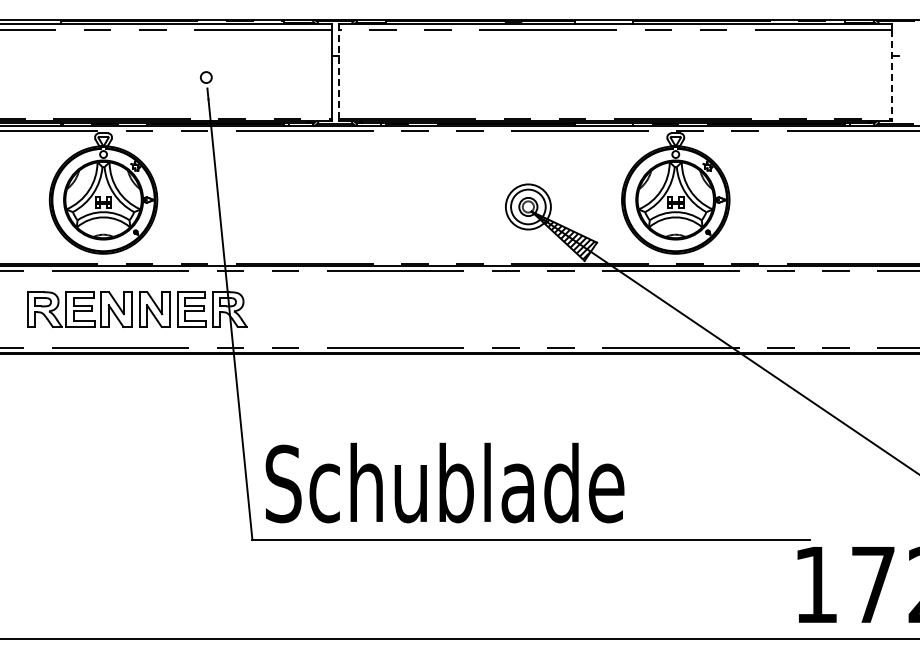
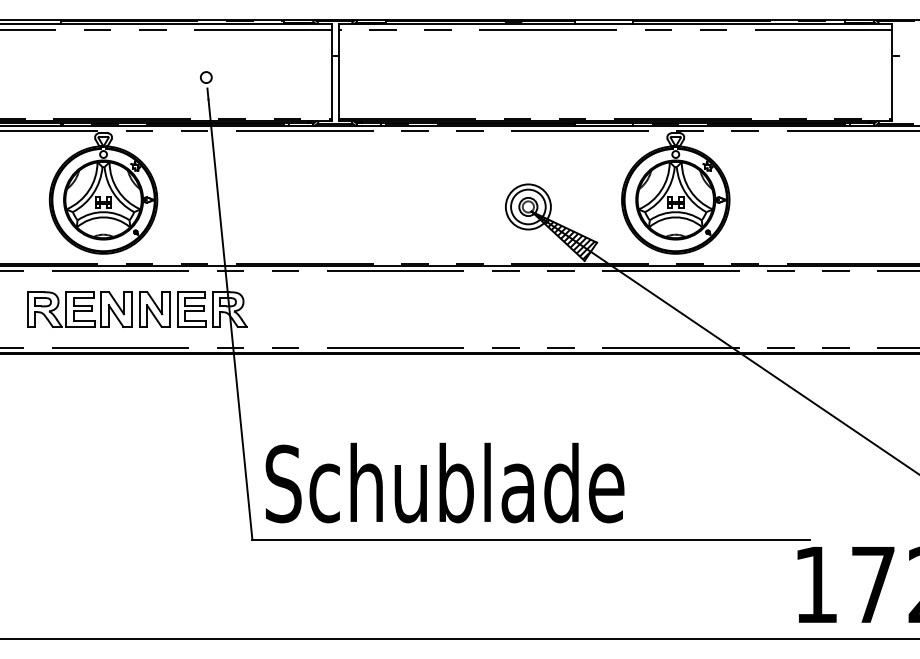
line: dashed -> solid (338, 74)
line: dashed -> solid (892, 74)
